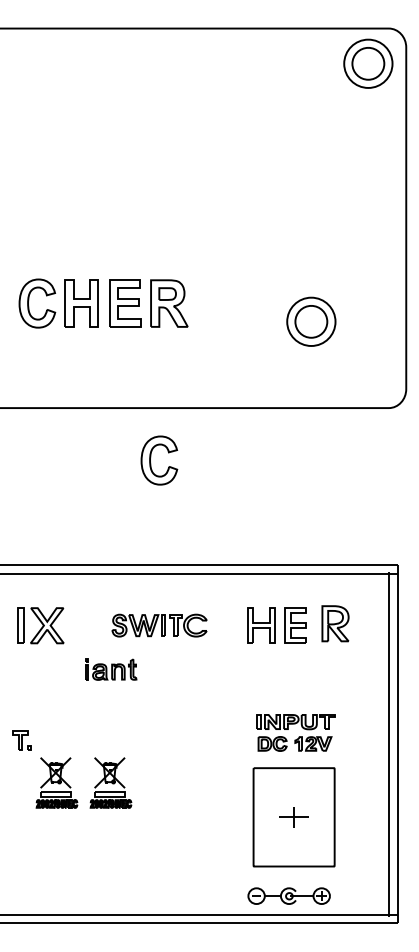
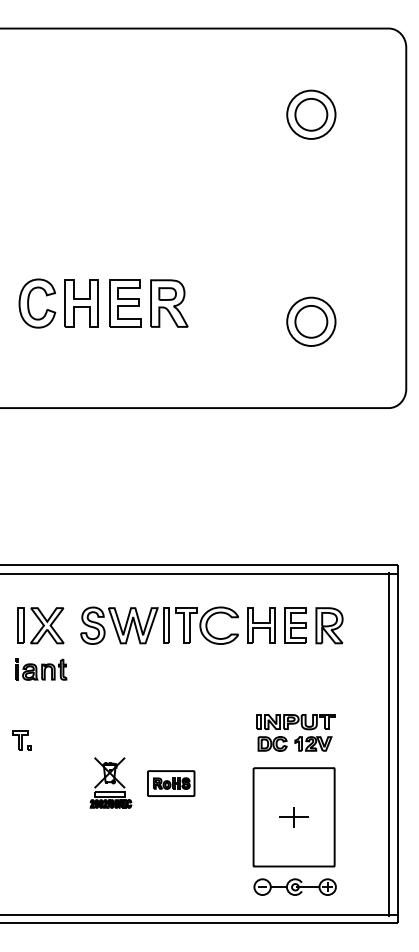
part position: (368, 63) -> (311, 114) (311, 114)
part: present -> none (151, 457)
part position: (335, 623) -> (329, 625) (329, 625)
part size: 97x25 px -> 159x39 px (159, 625)
part position: (111, 669) -> (41, 669) (41, 669)
part: present -> none (56, 782)
part: none -> present (171, 783)
part position: (288, 895) -> (294, 886) (294, 886)
